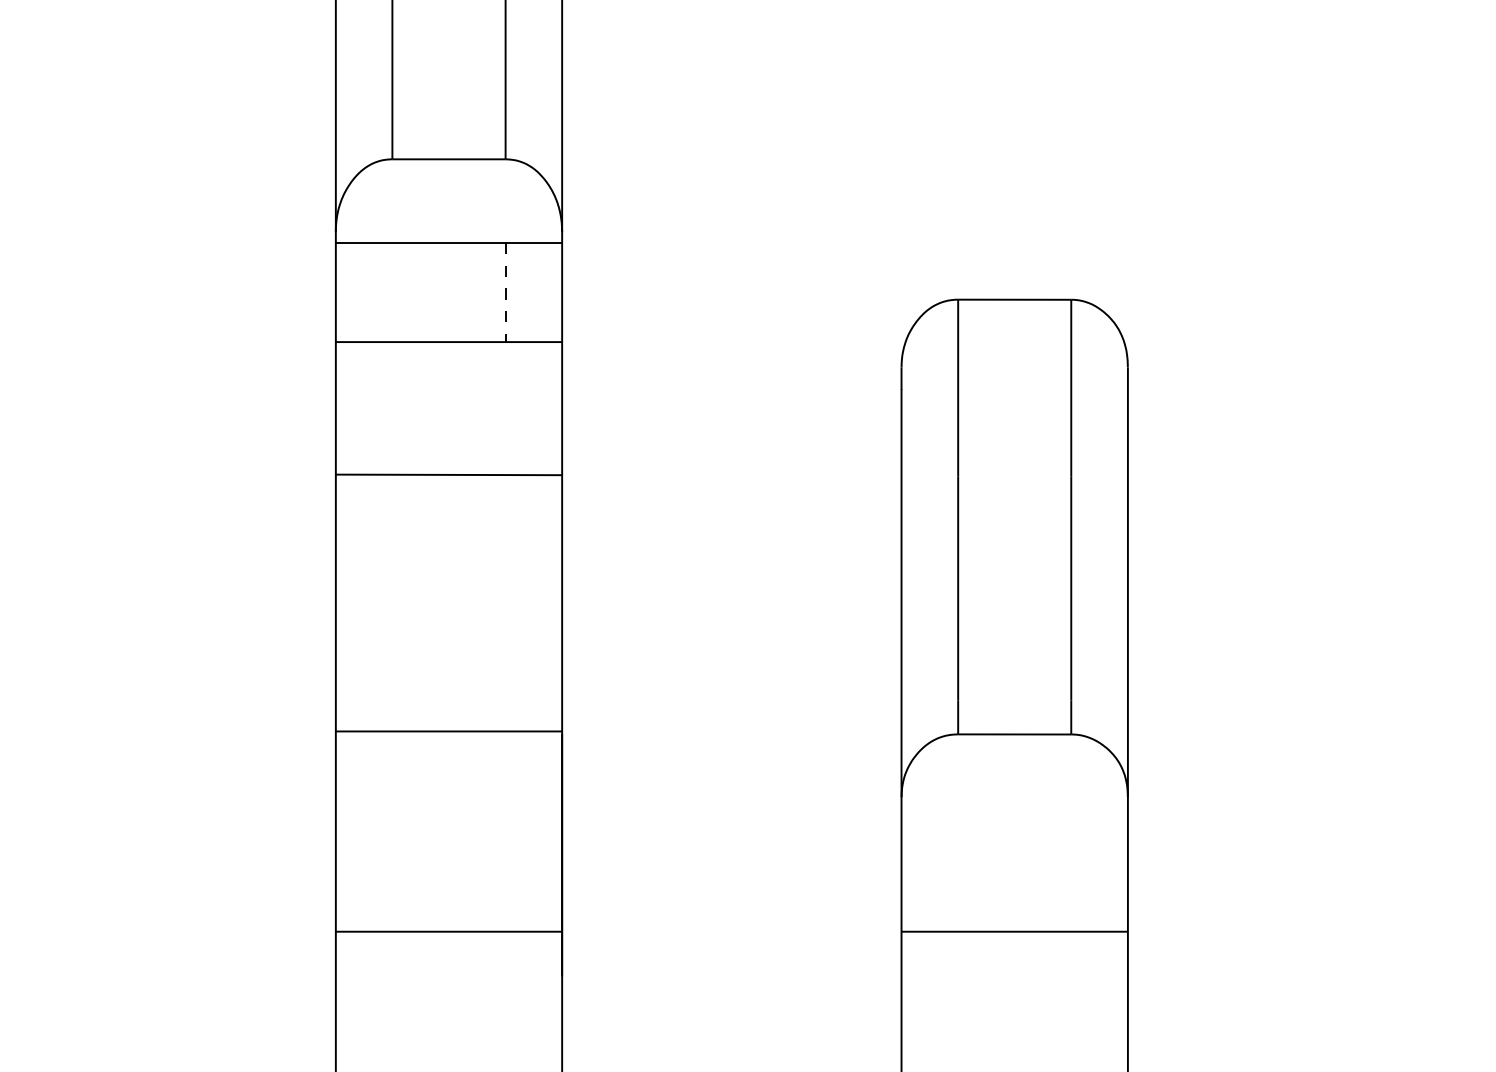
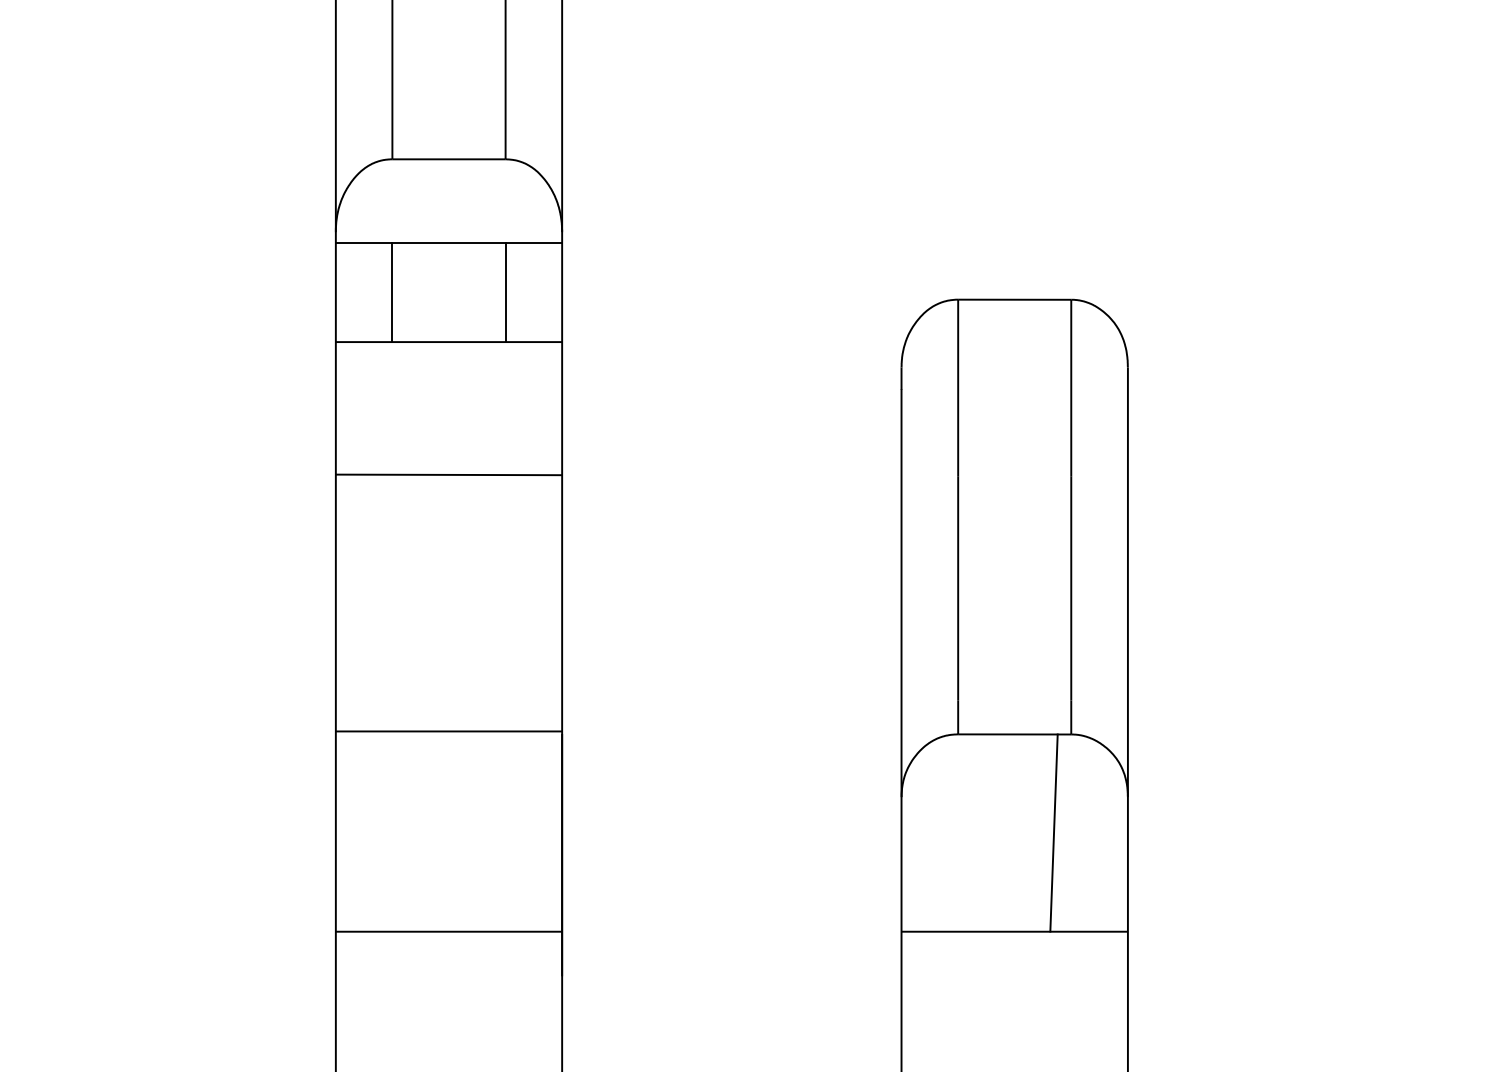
line: none -> present (392, 292)
line: dashed -> solid (505, 292)
line: none -> present (1053, 832)
